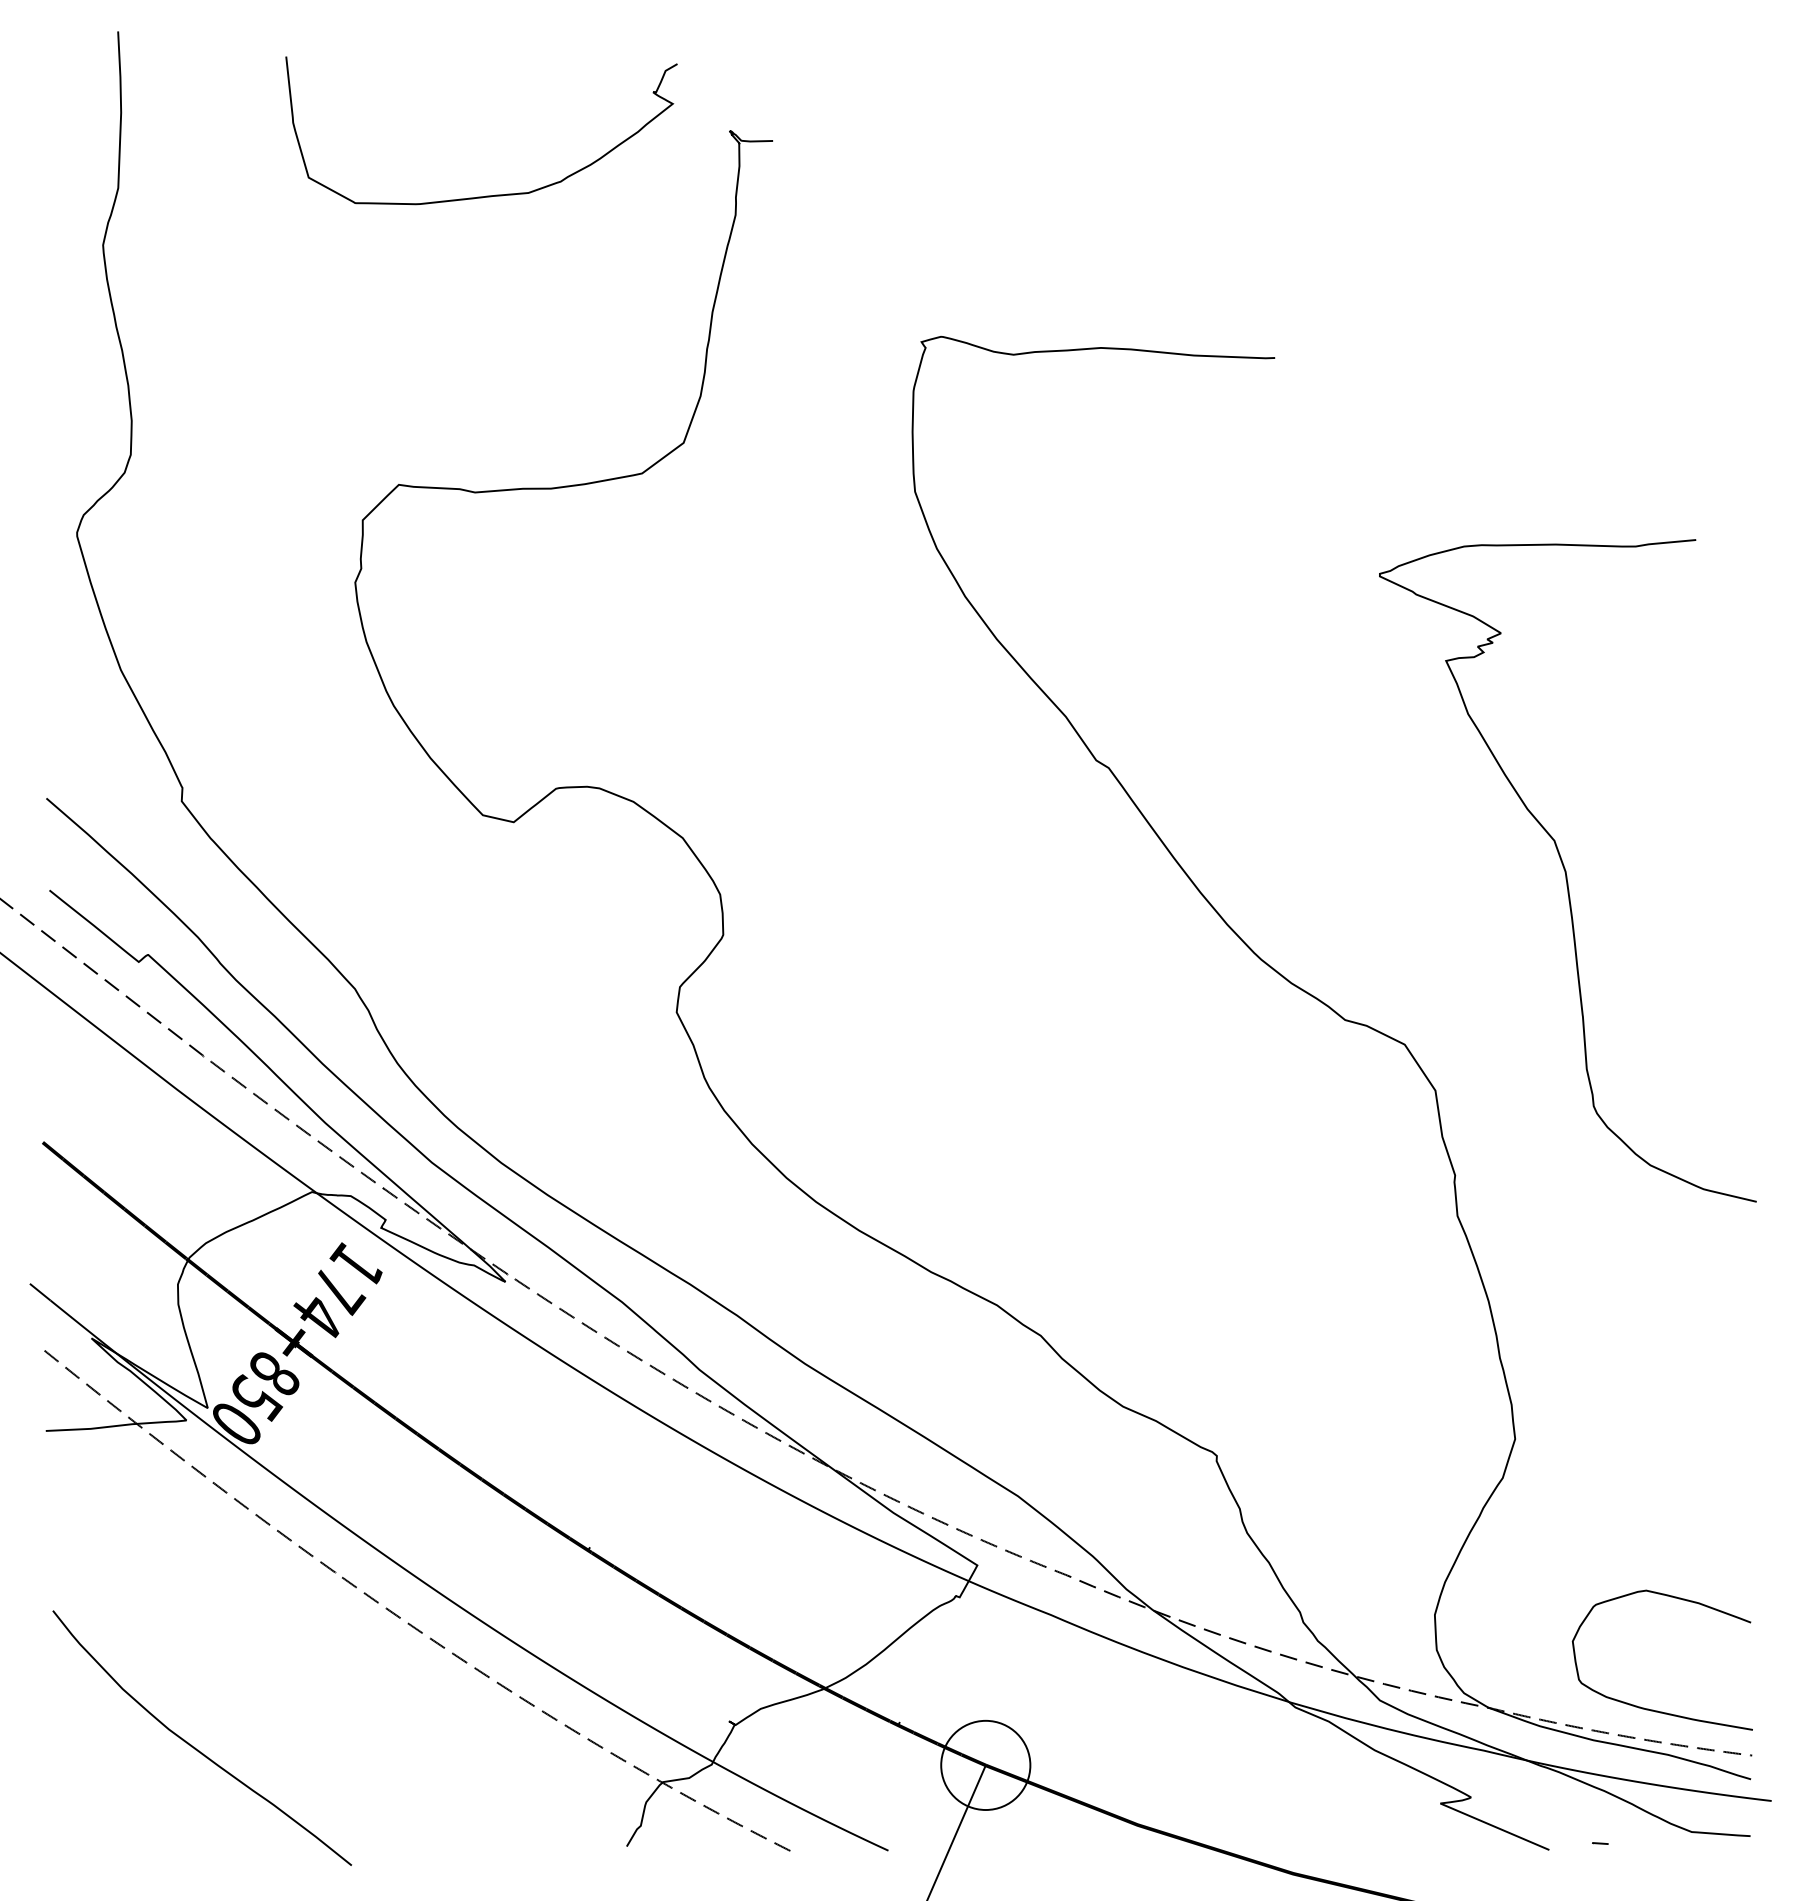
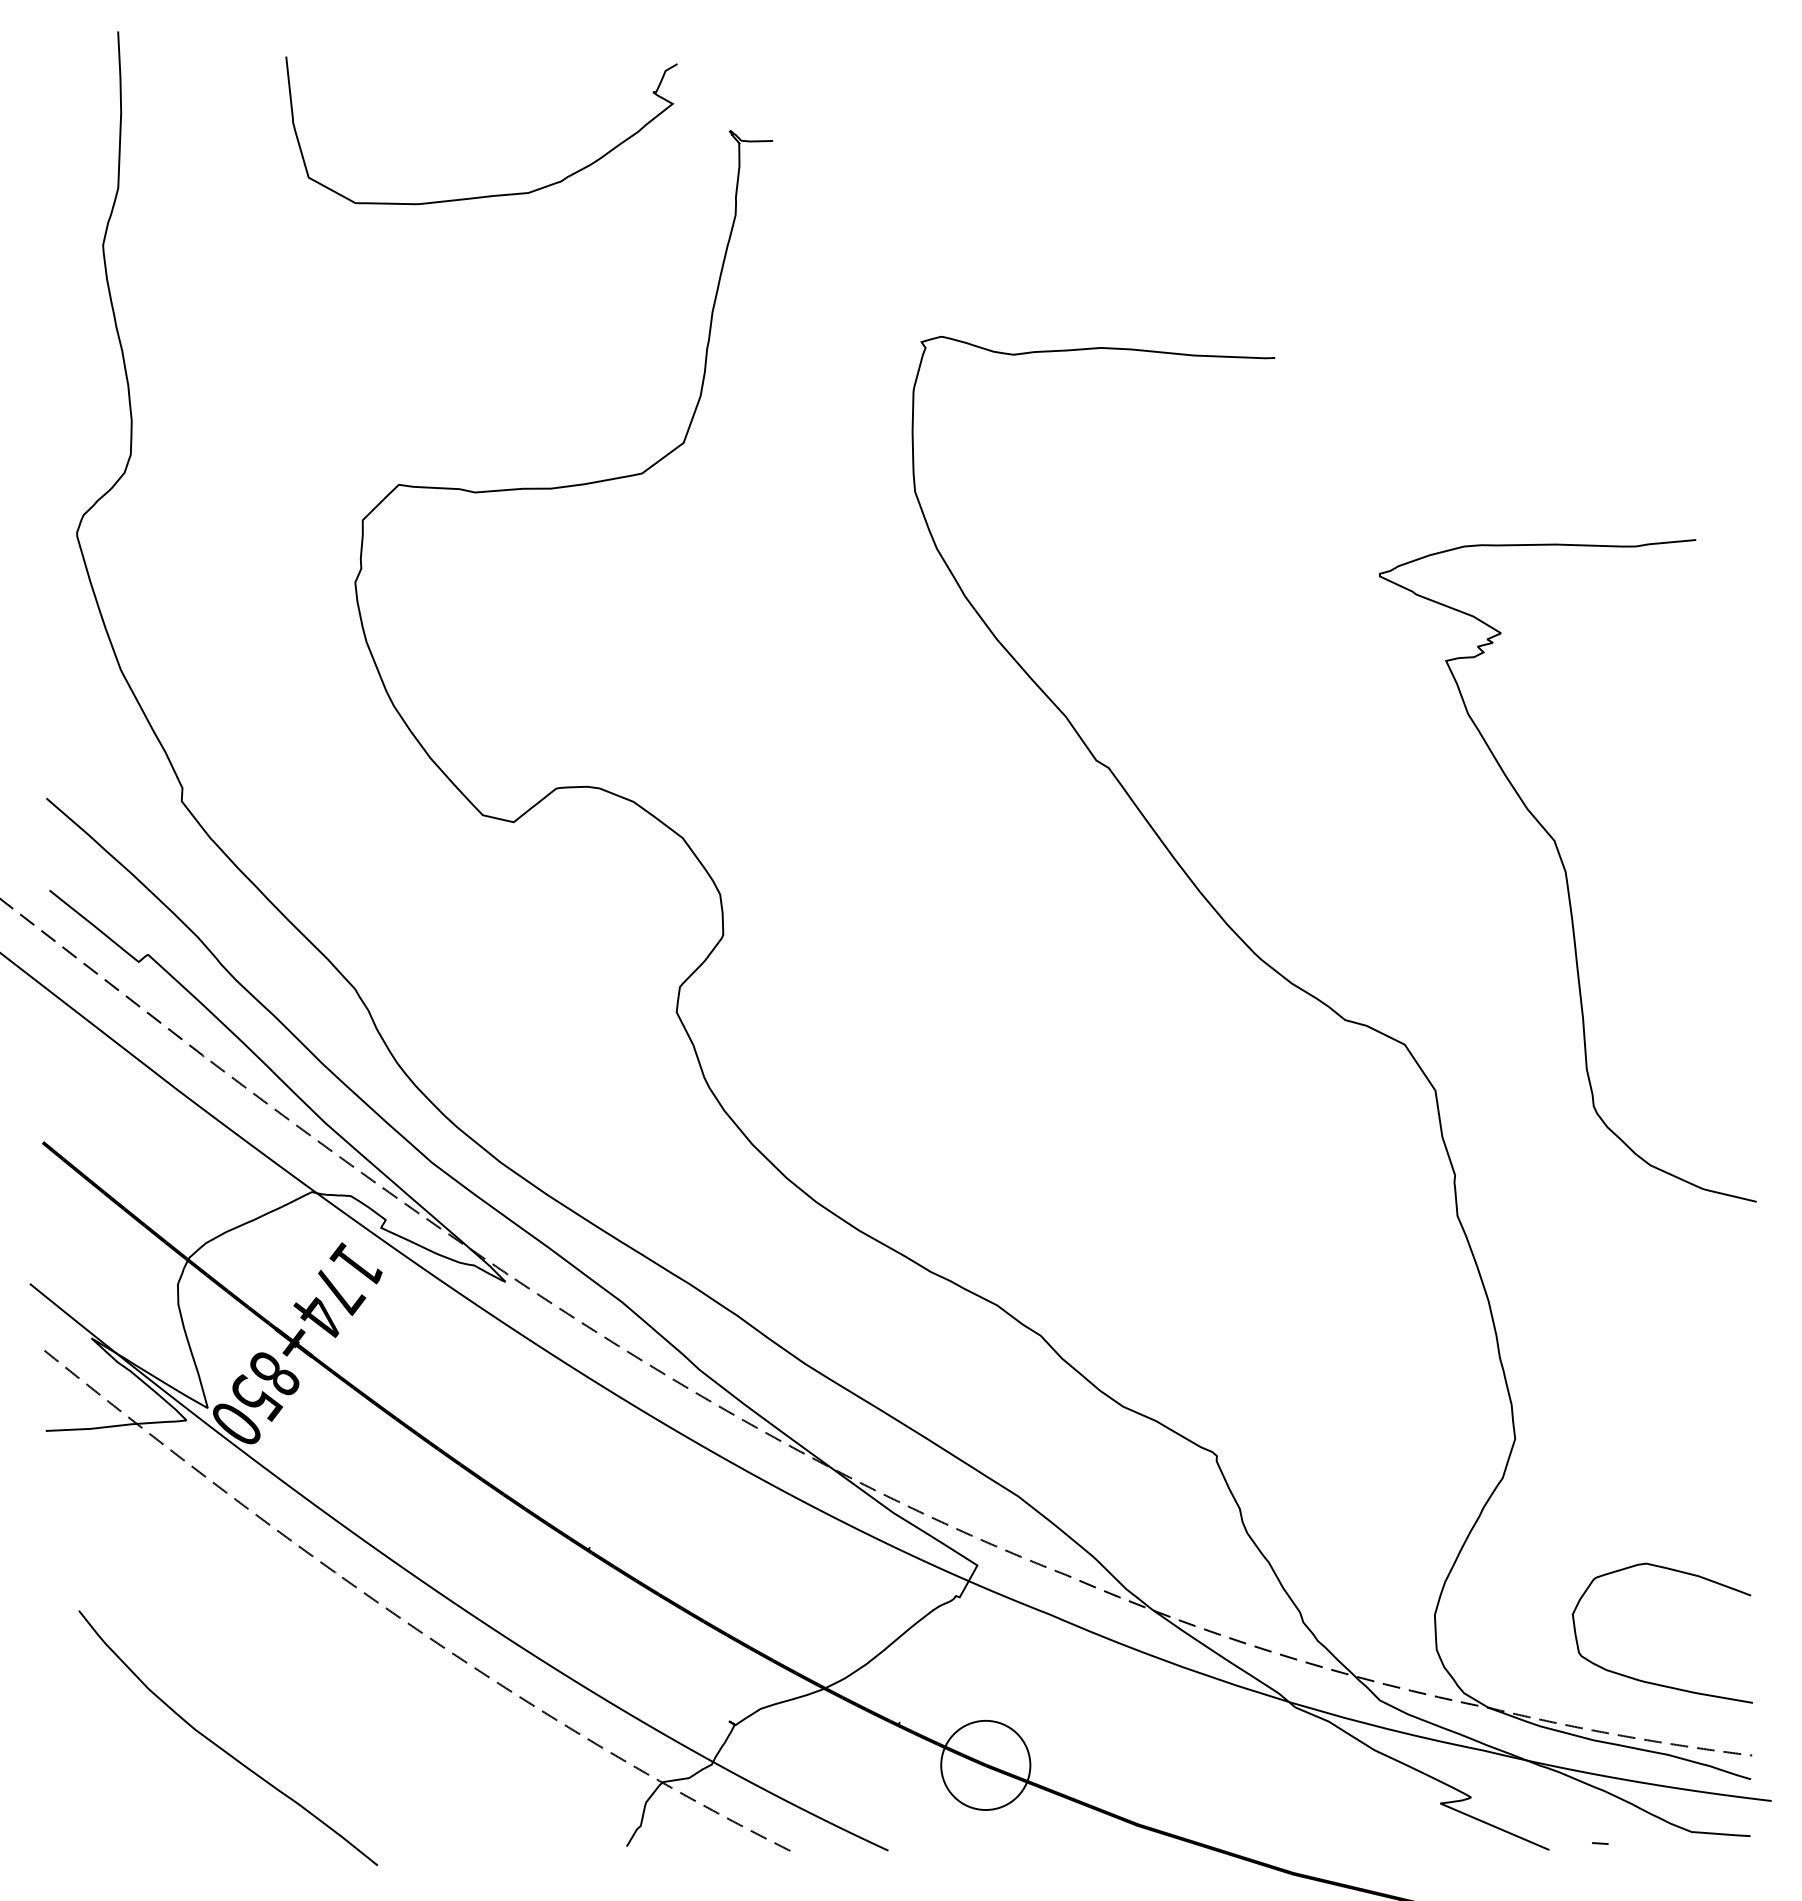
curve position: (1653, 1709) -> (1653, 1682) (1653, 1682)
curve position: (195, 1747) -> (221, 1747) (221, 1747)
line: present -> none (956, 1831)
